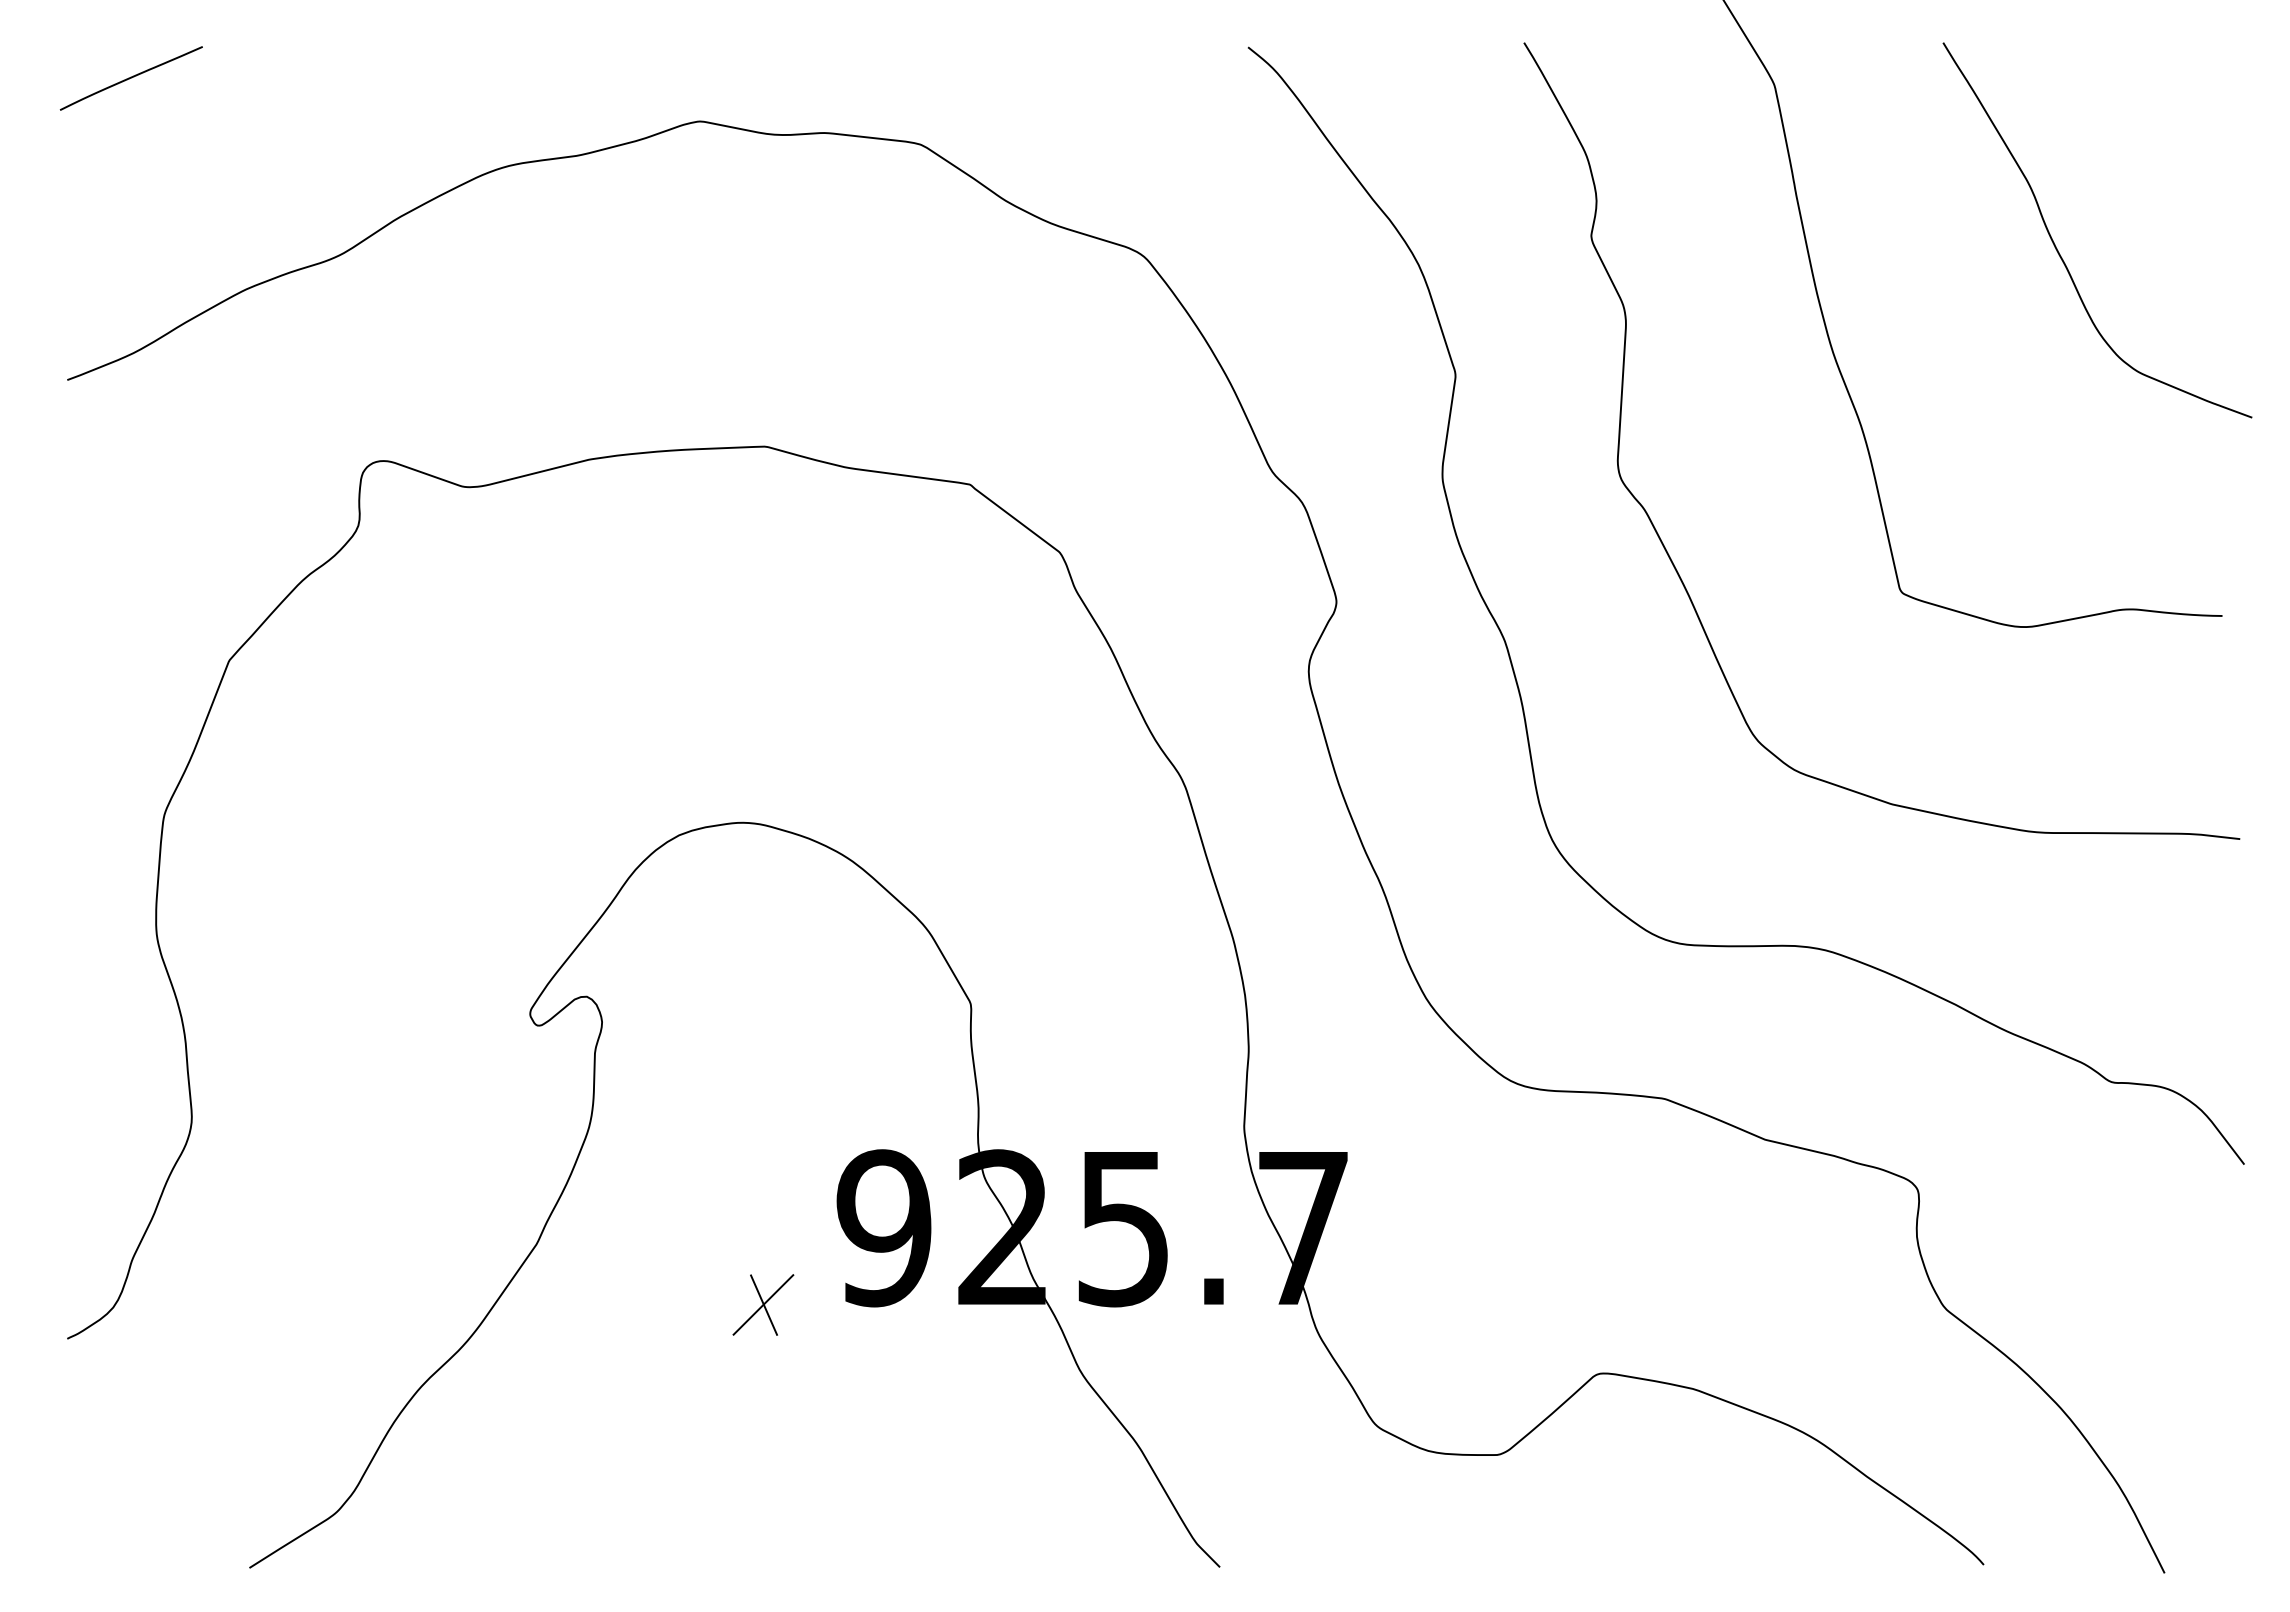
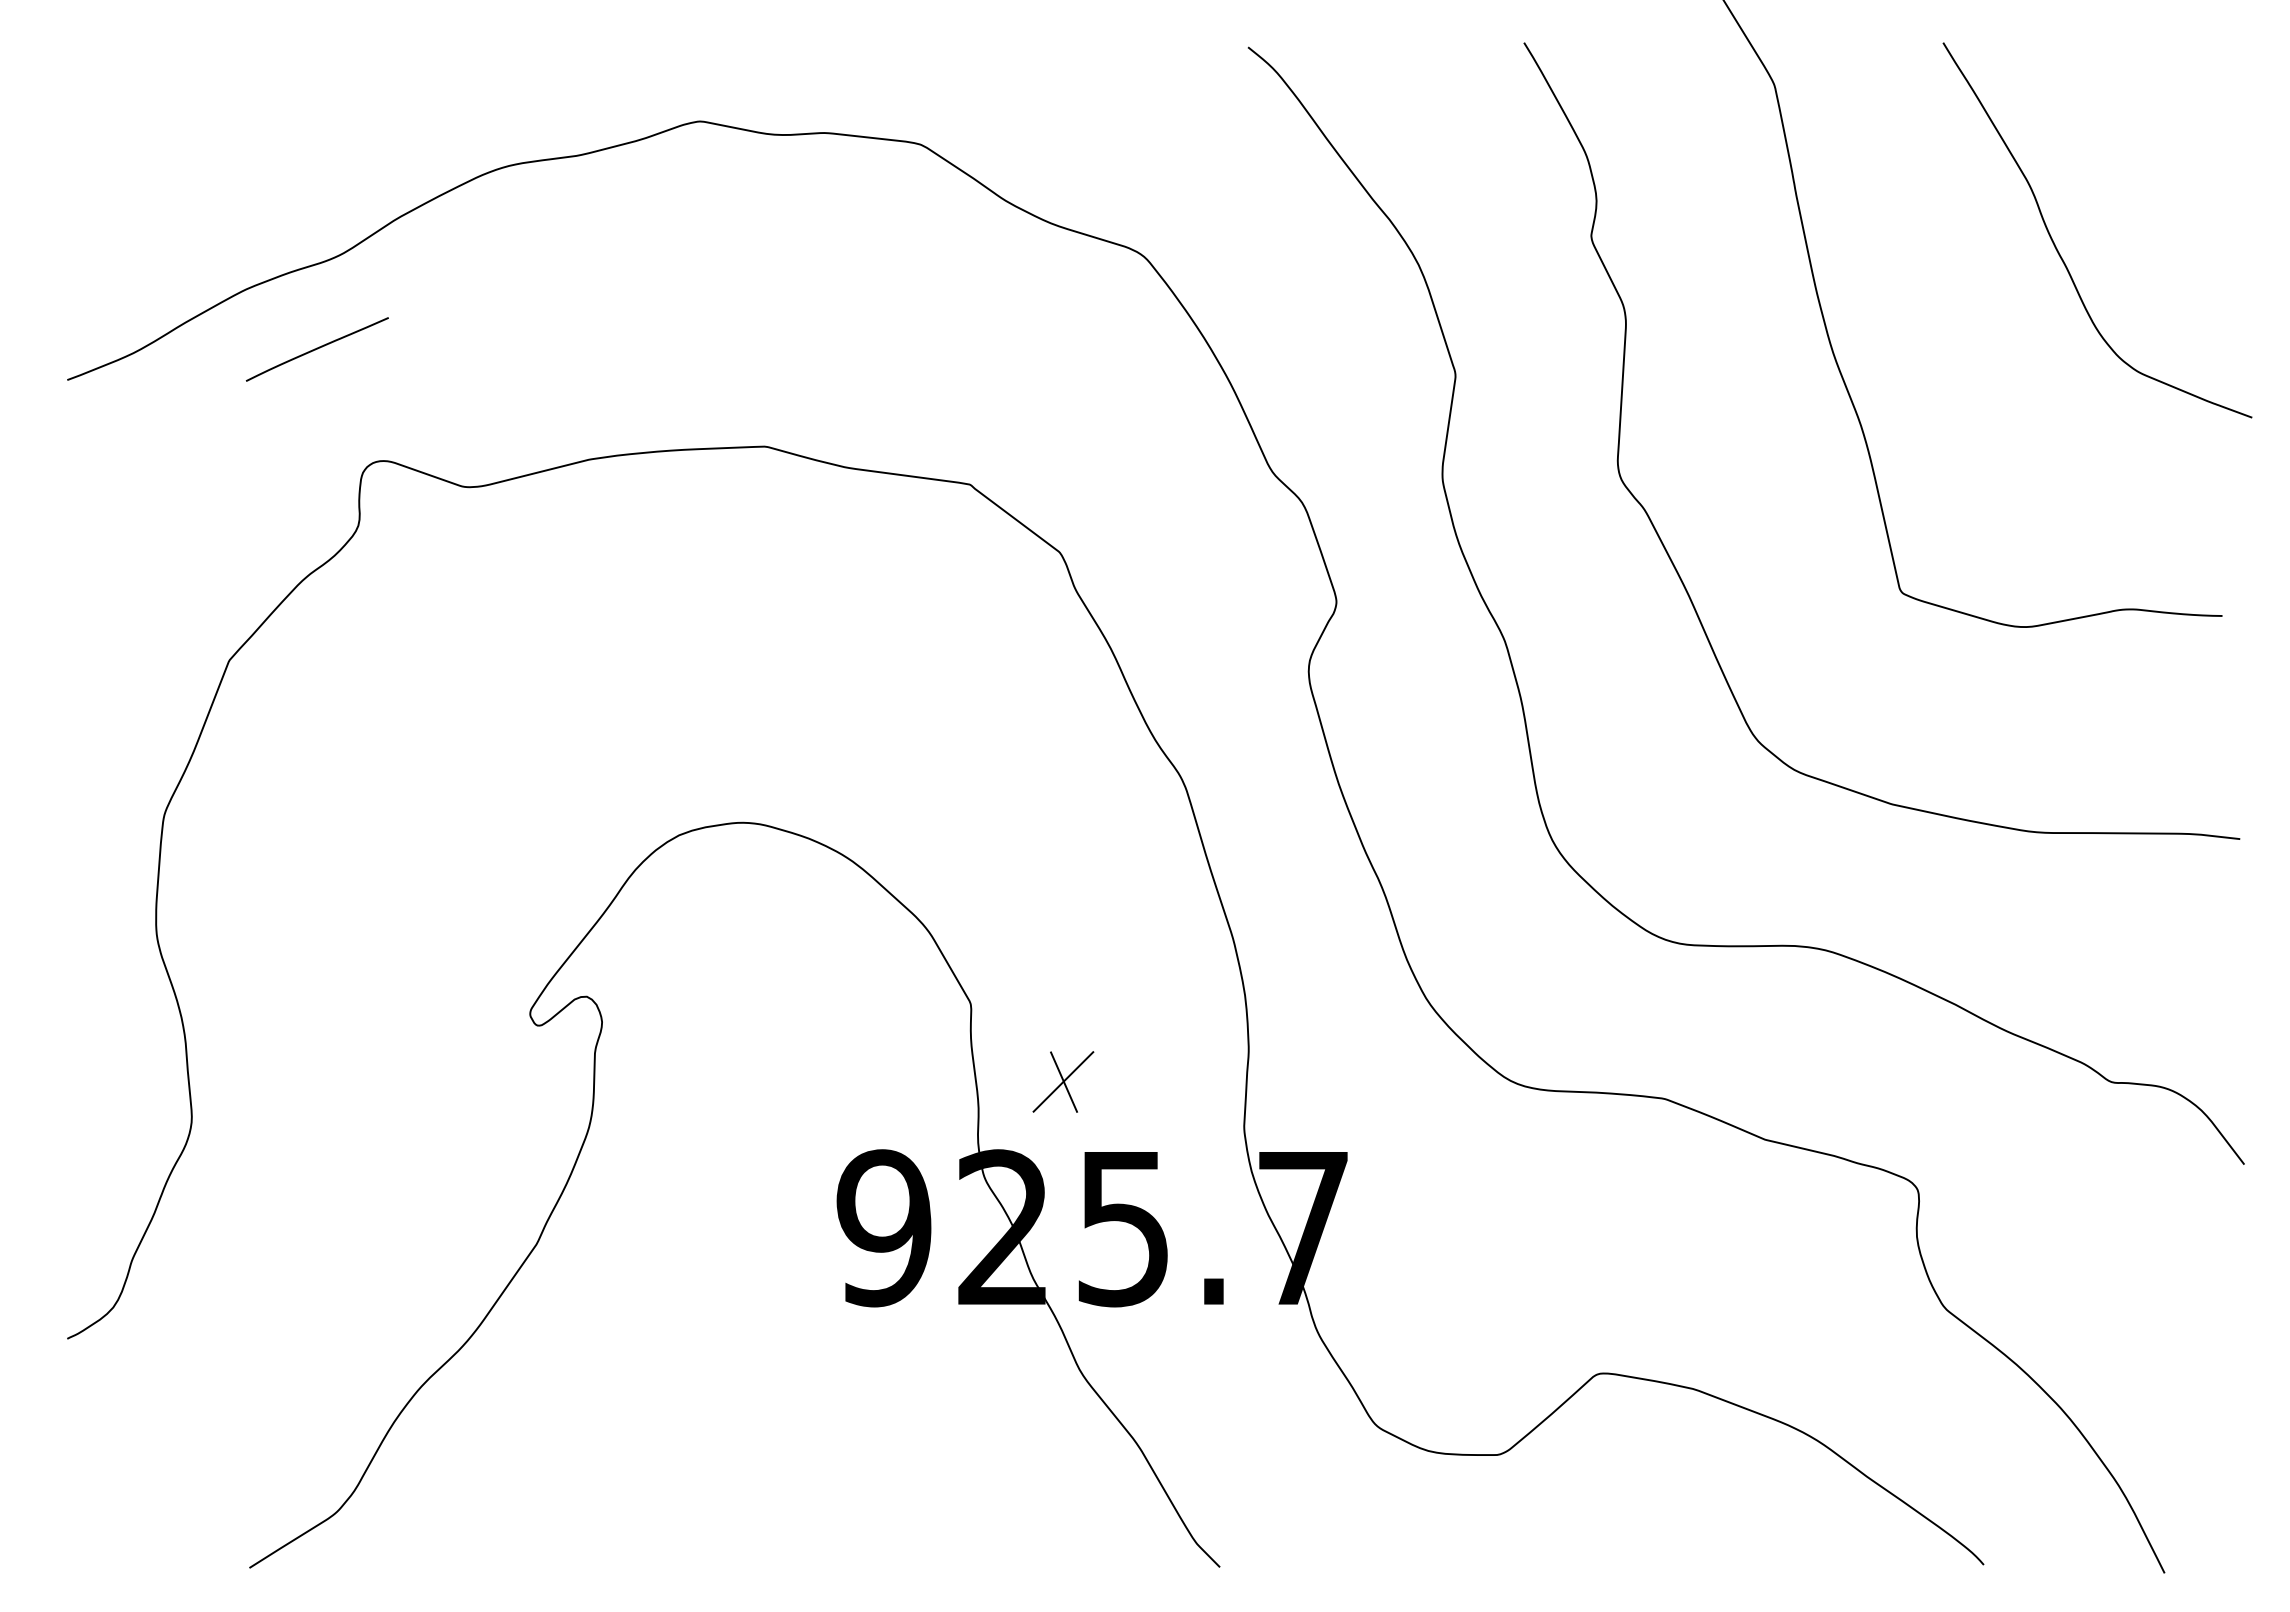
curve position: (130, 78) -> (316, 349) (316, 349)
part position: (763, 1304) -> (1063, 1081) (1063, 1081)
